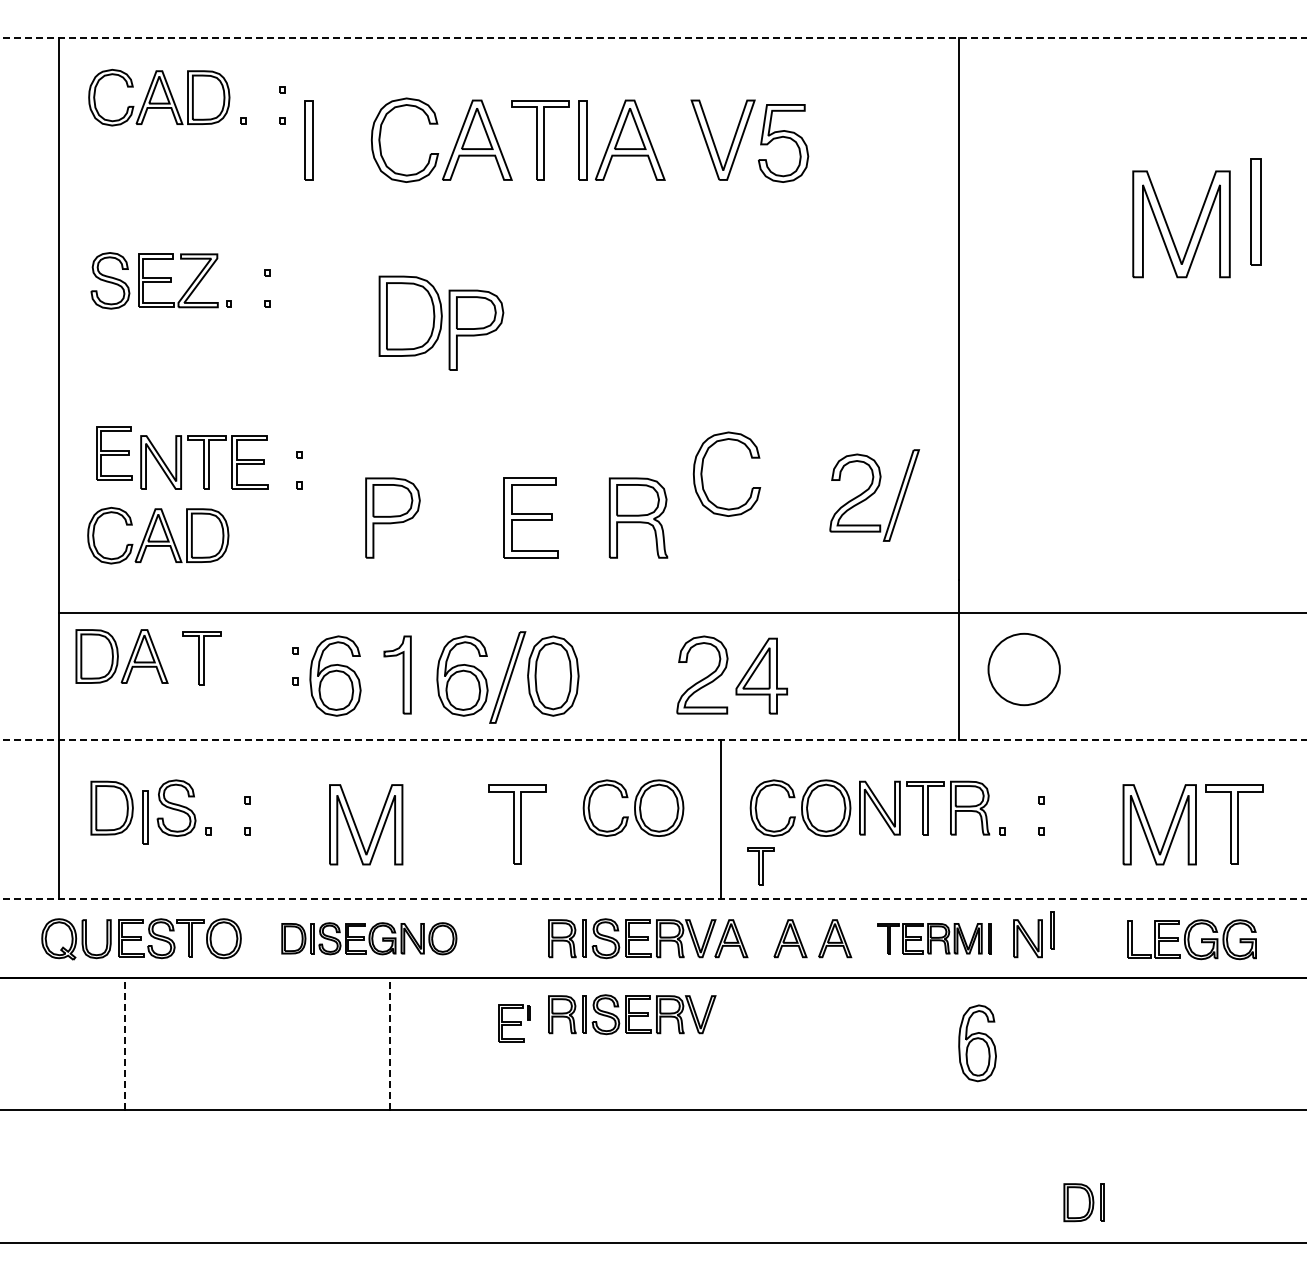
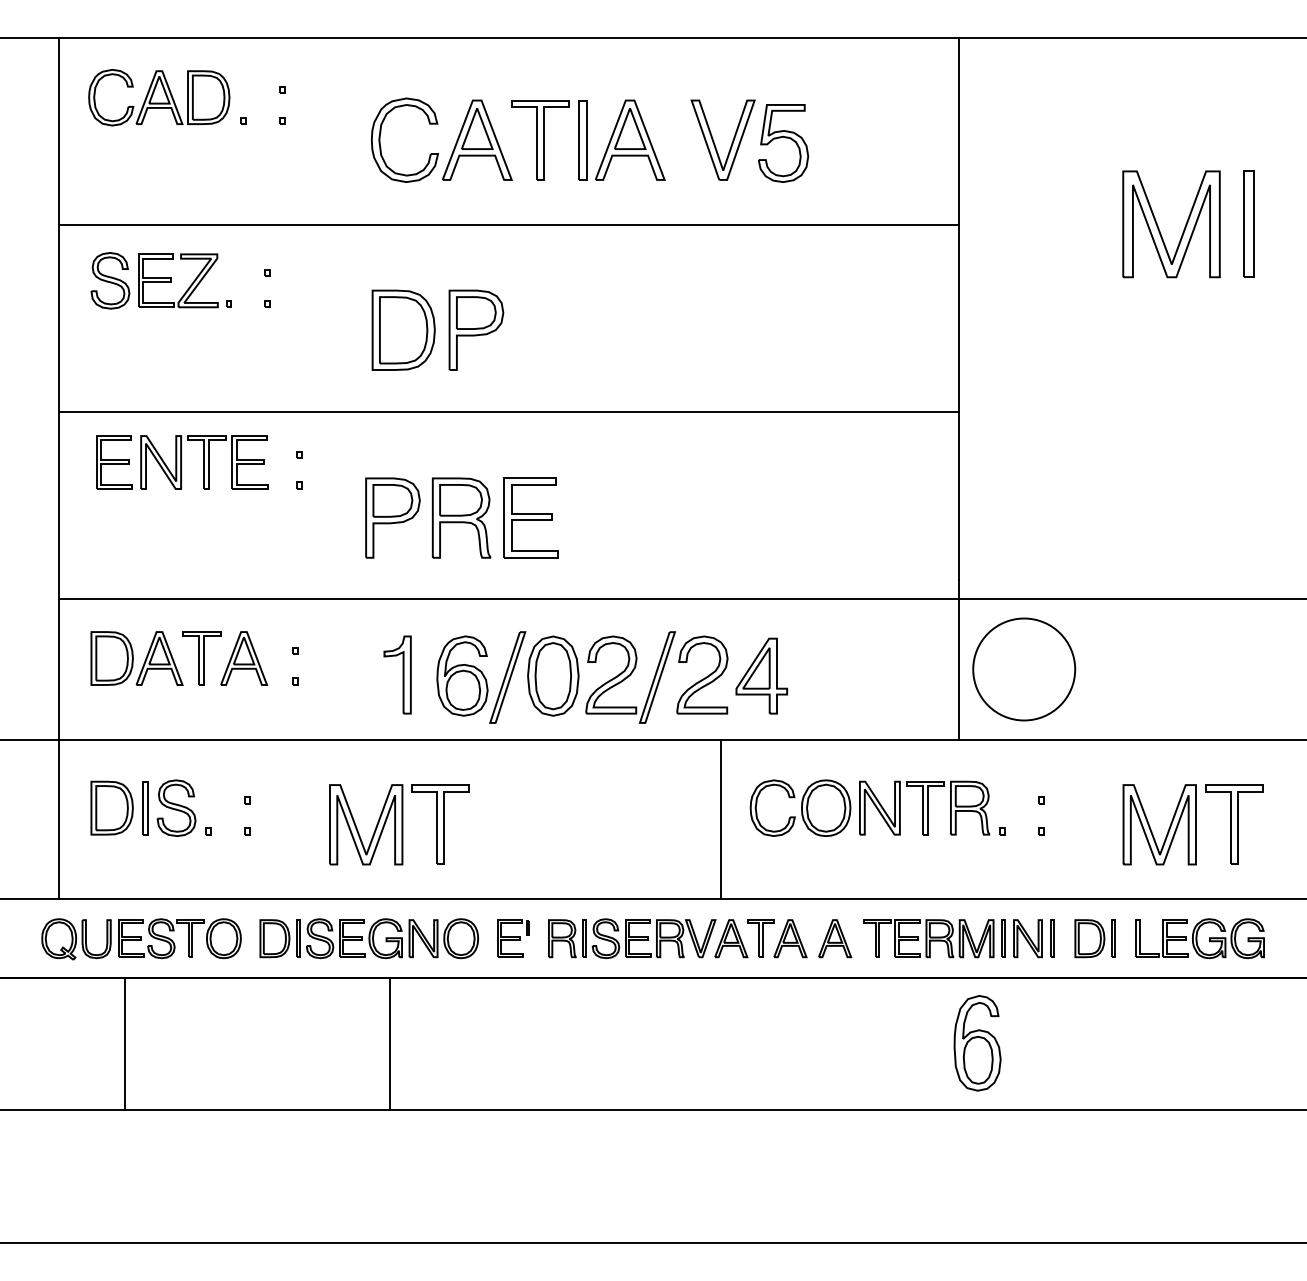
line: dashed -> solid (653, 38)
part: present -> none (308, 140)
part position: (1255, 211) -> (1248, 223) (1248, 223)
line: none -> present (508, 225)
part position: (1169, 228) -> (1159, 228) (1159, 228)
part position: (410, 315) -> (403, 329) (403, 329)
line: none -> present (508, 412)
part position: (114, 453) -> (114, 462) (114, 462)
part: present -> none (702, 473)
part position: (874, 495) -> (630, 677) (630, 677)
part position: (638, 517) -> (461, 517) (461, 517)
part: present -> none (158, 535)
line position: (681, 613) -> (681, 599) (681, 599)
part position: (121, 656) -> (136, 658) (136, 658)
part: none -> present (244, 658)
circle diameter: 71 px -> 102 px (1024, 669)
part: present -> none (335, 675)
line: dashed -> solid (653, 739)
part: present -> none (633, 807)
part position: (145, 817) -> (145, 808) (145, 808)
part position: (517, 824) -> (440, 824) (440, 824)
part position: (760, 866) -> (760, 938) (760, 938)
line: dashed -> solid (653, 898)
line position: (1051, 930) -> (1051, 938) (1051, 938)
part size: 177x34 px -> 221x42 px (369, 938)
part size: 115x32 px -> 143x40 px (934, 938)
part position: (1191, 939) -> (1199, 938) (1199, 938)
part: present -> none (632, 1014)
part position: (514, 1023) -> (513, 938) (513, 938)
line: dashed -> solid (125, 1043)
line: dashed -> solid (389, 1043)
part size: 39x79 px -> 49x97 px (977, 1043)
part position: (1083, 1202) -> (1094, 938) (1094, 938)
